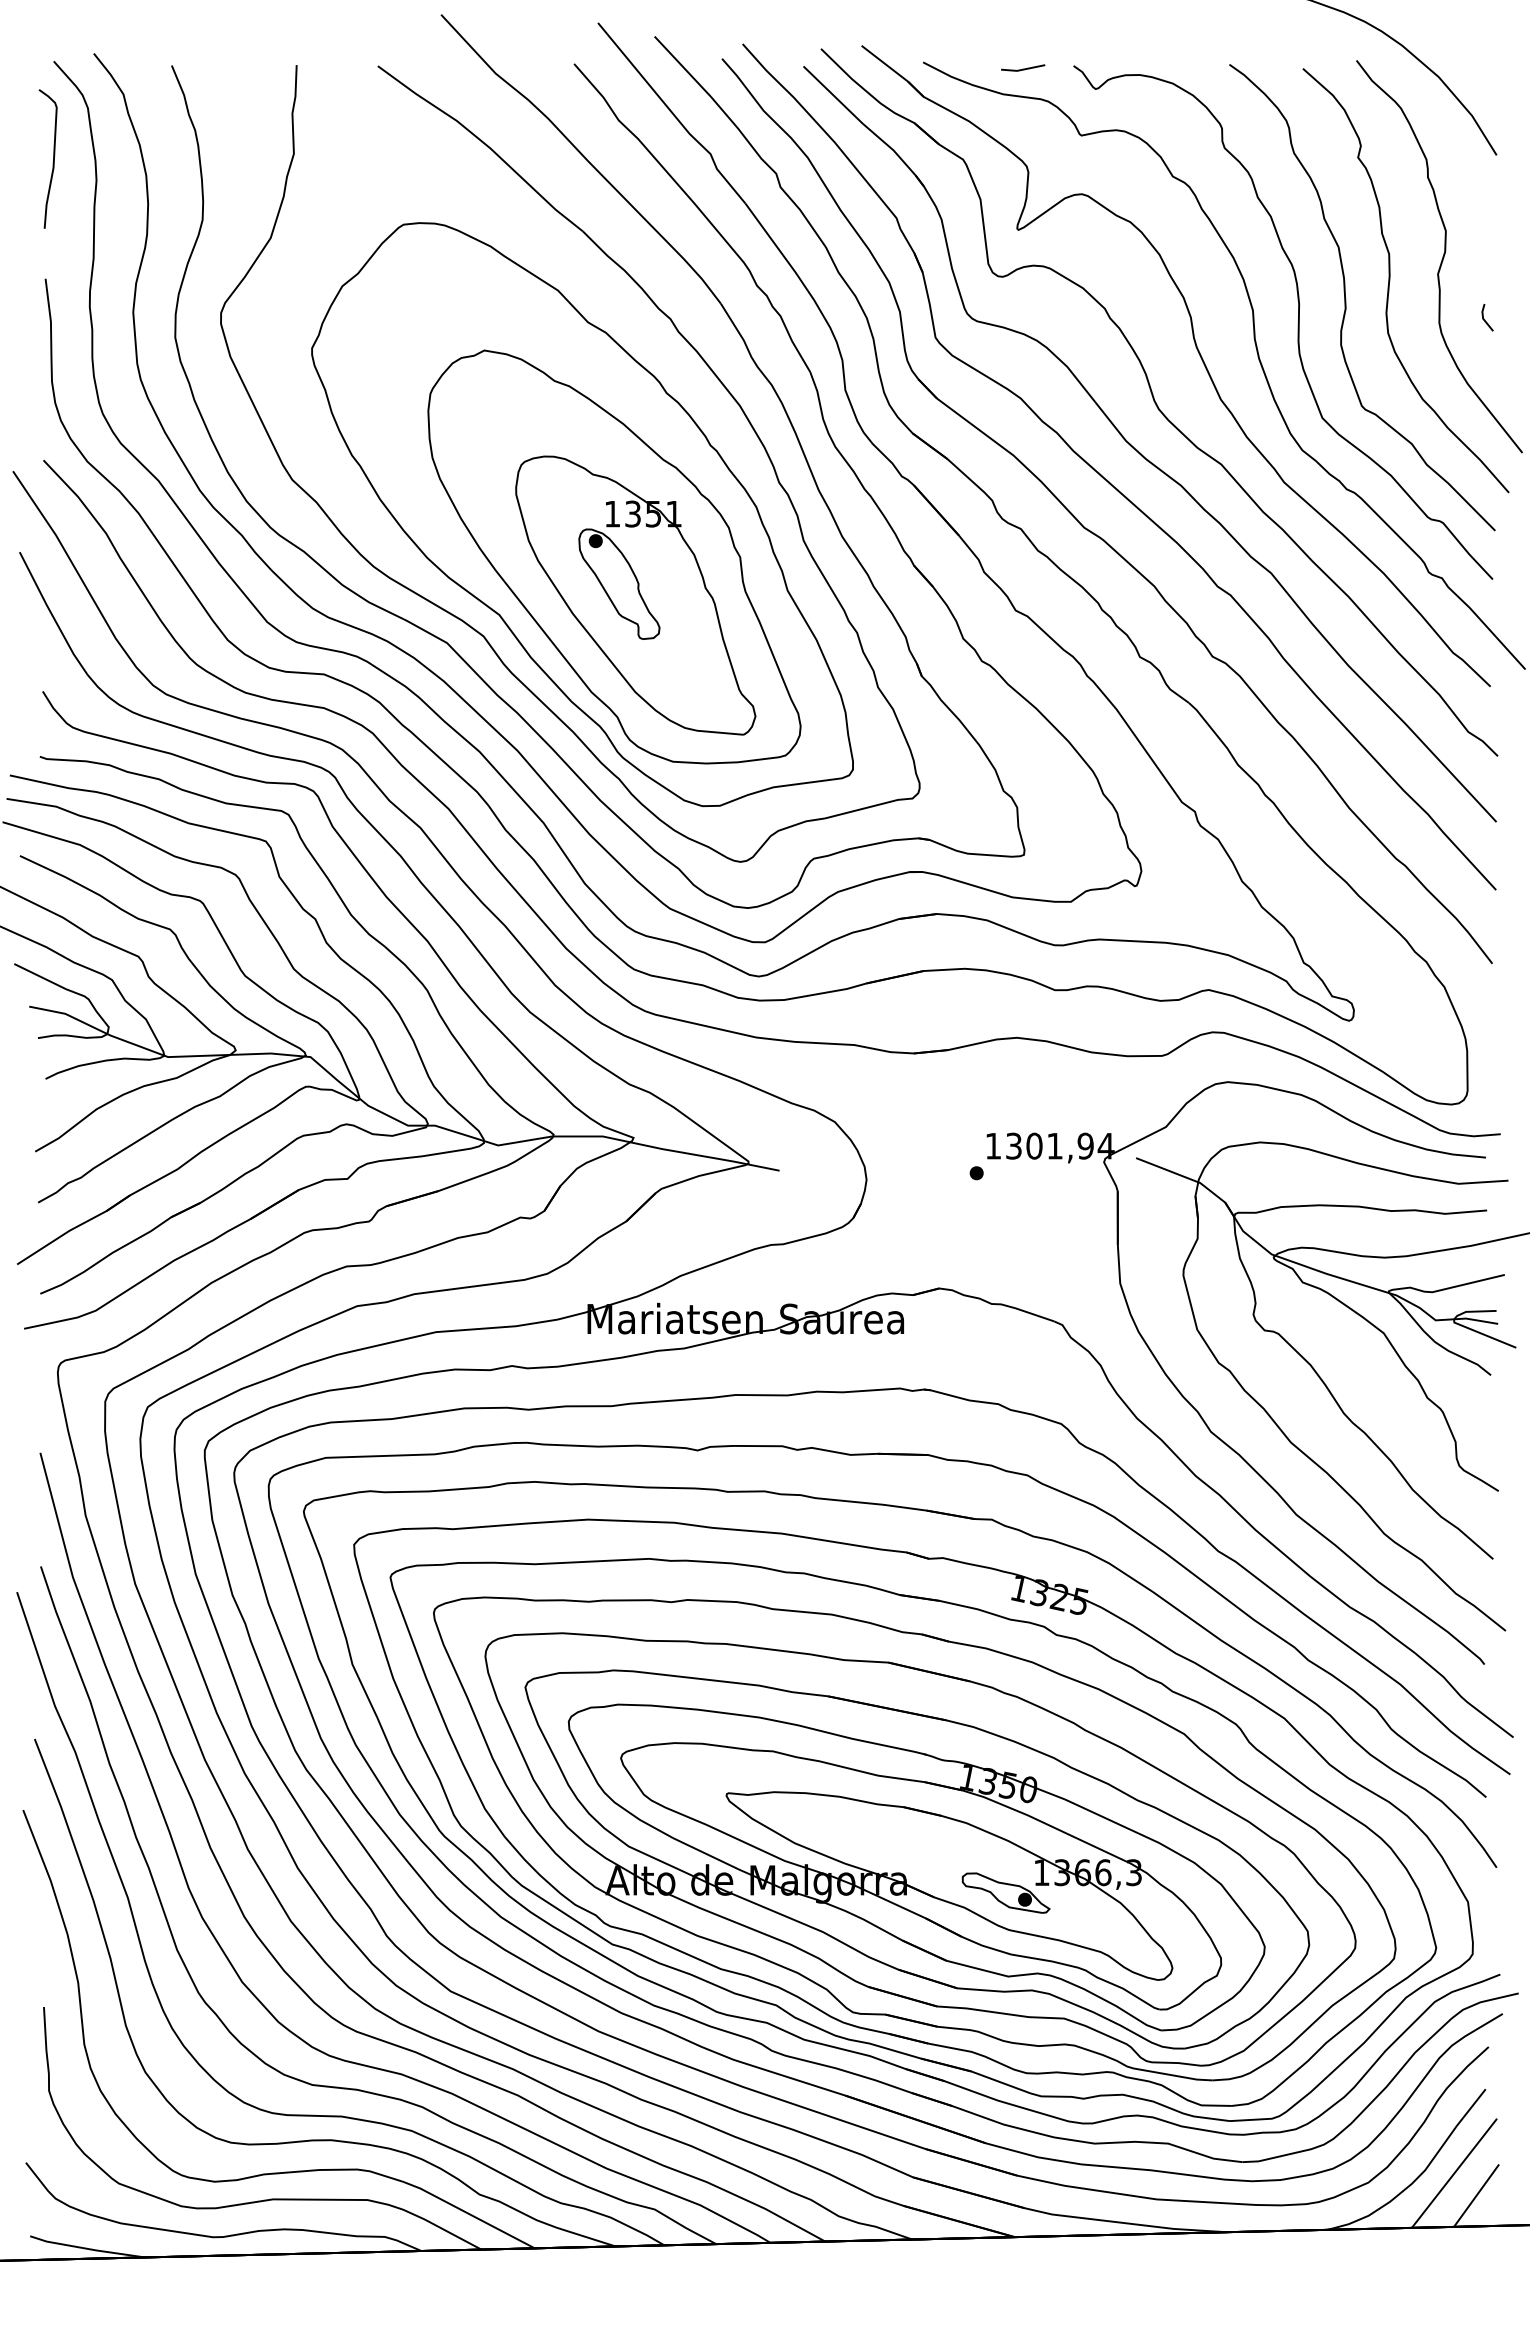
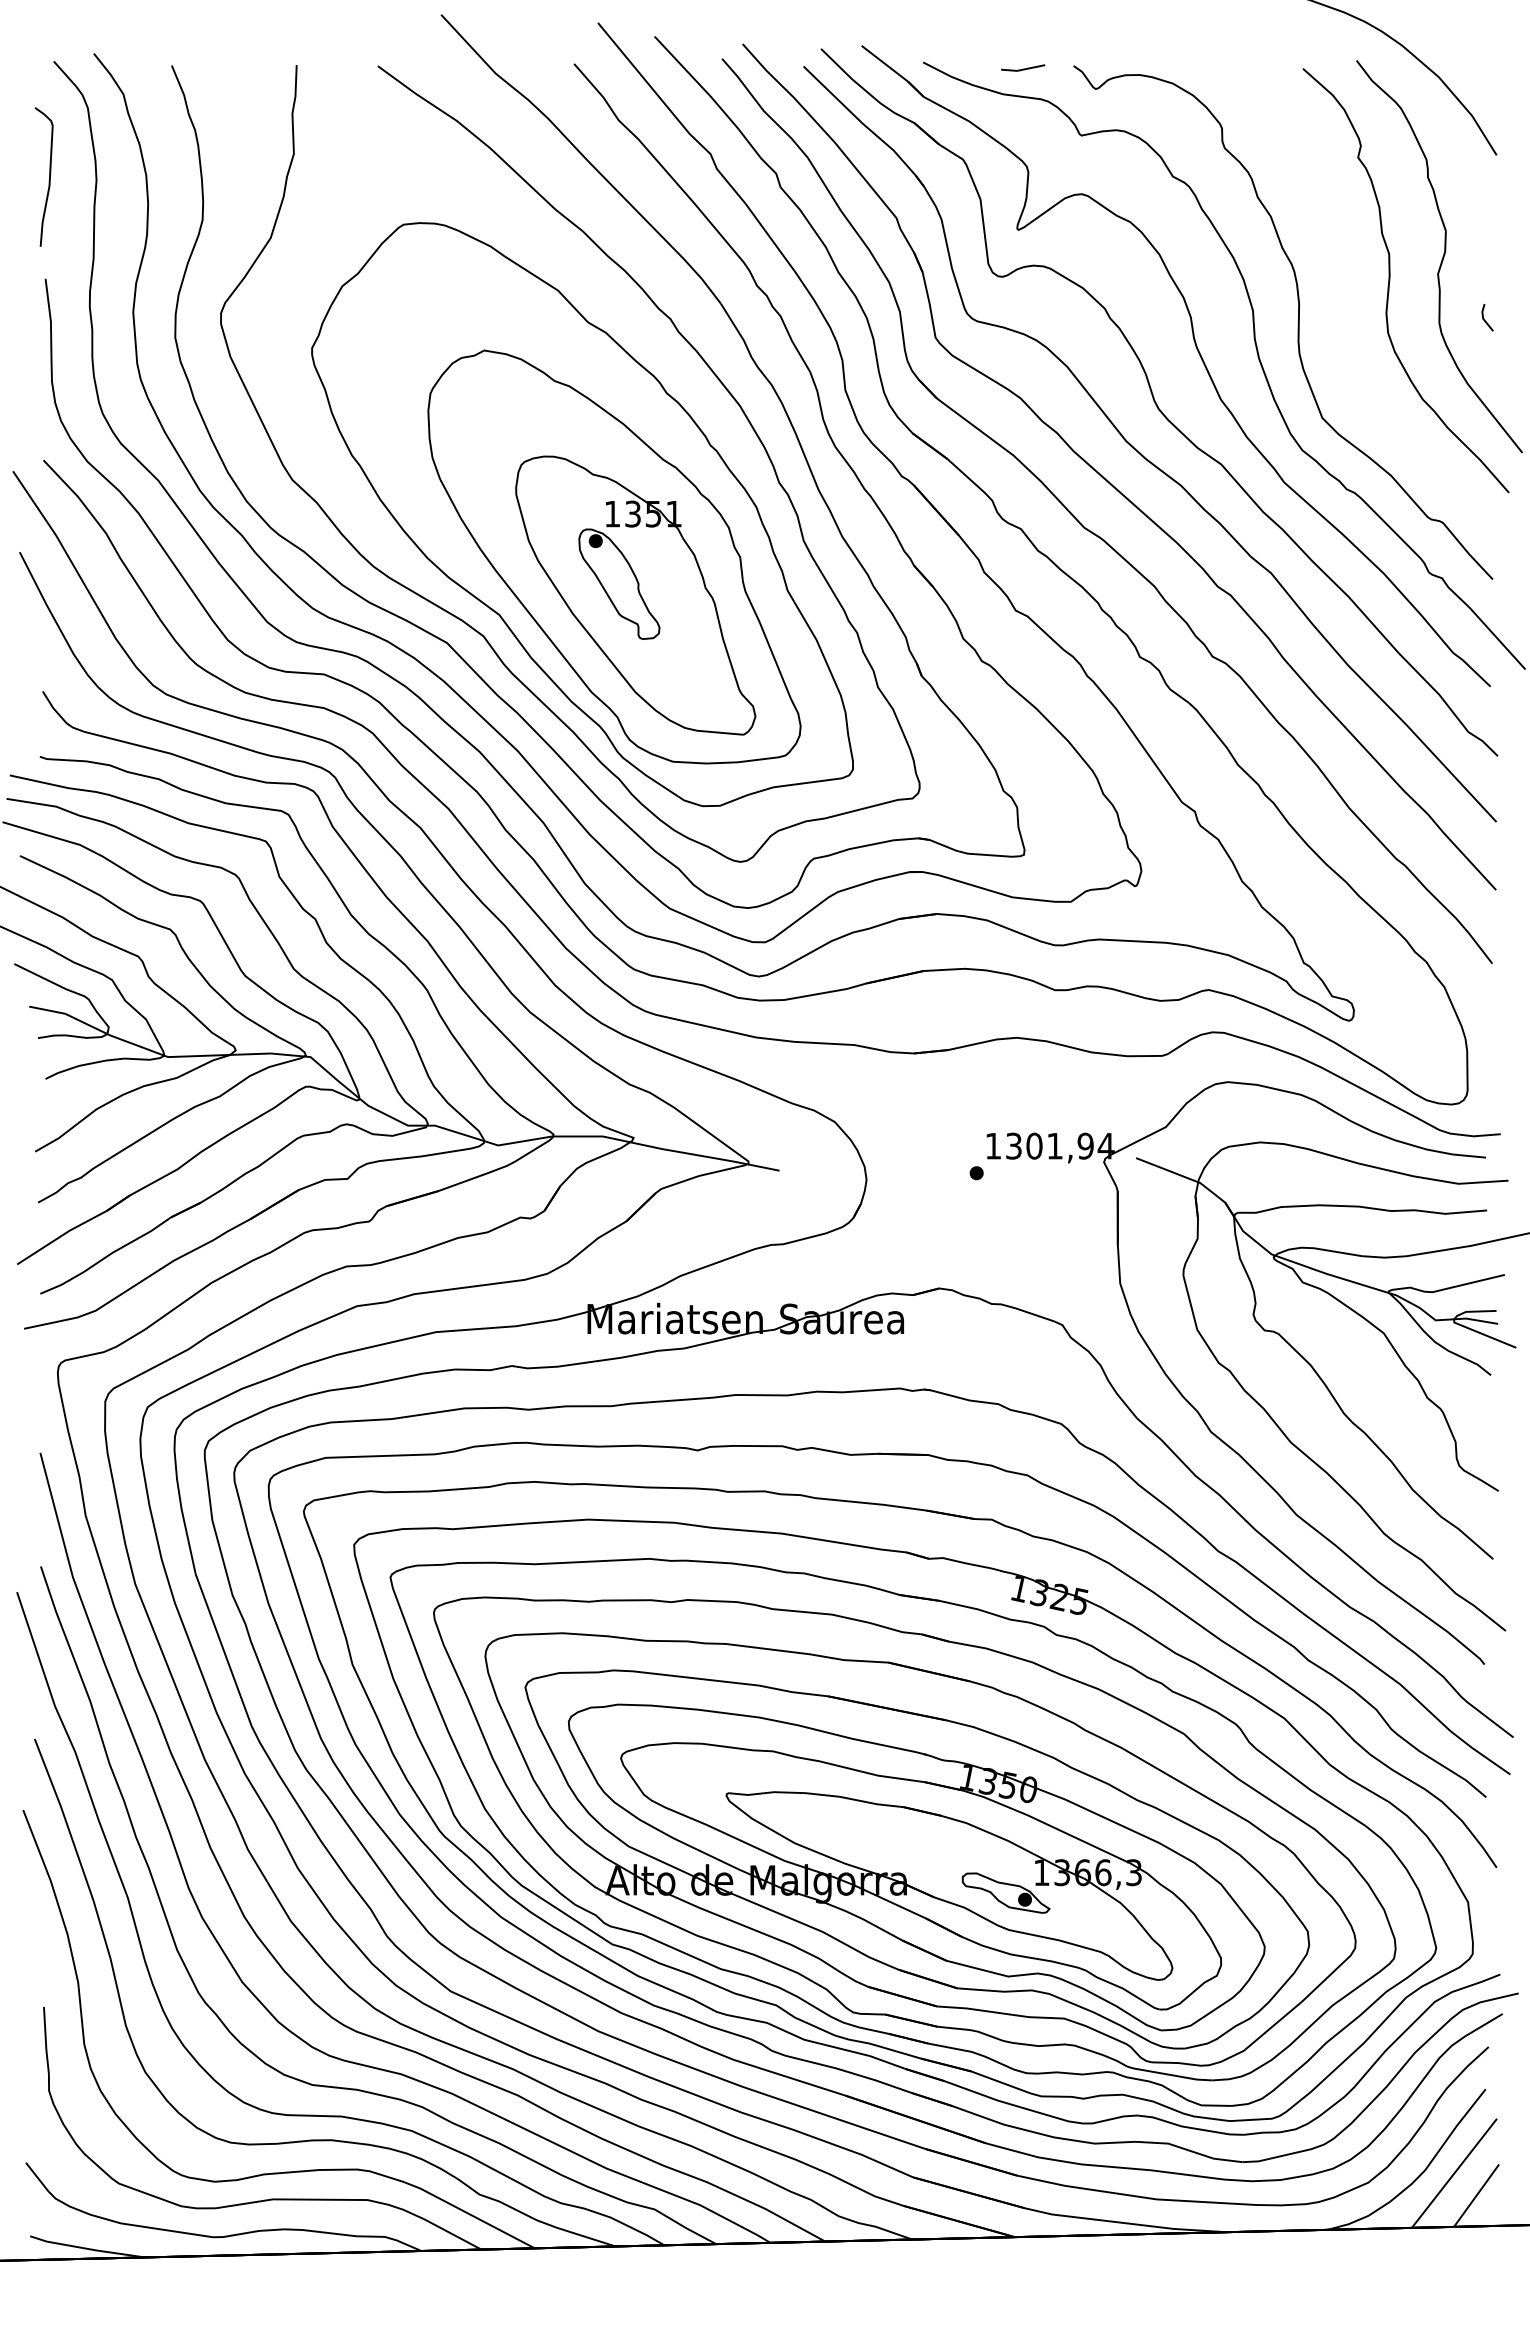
curve position: (53, 158) -> (49, 176) (49, 176)
part: present -> none (1346, 298)
